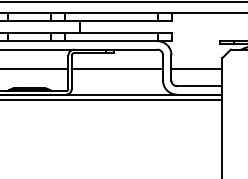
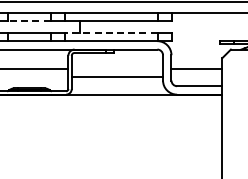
line: solid -> dashed (29, 21)
line: solid -> dashed (110, 32)
line position: (117, 69) -> (117, 77) (117, 77)
line: present -> none (112, 100)
